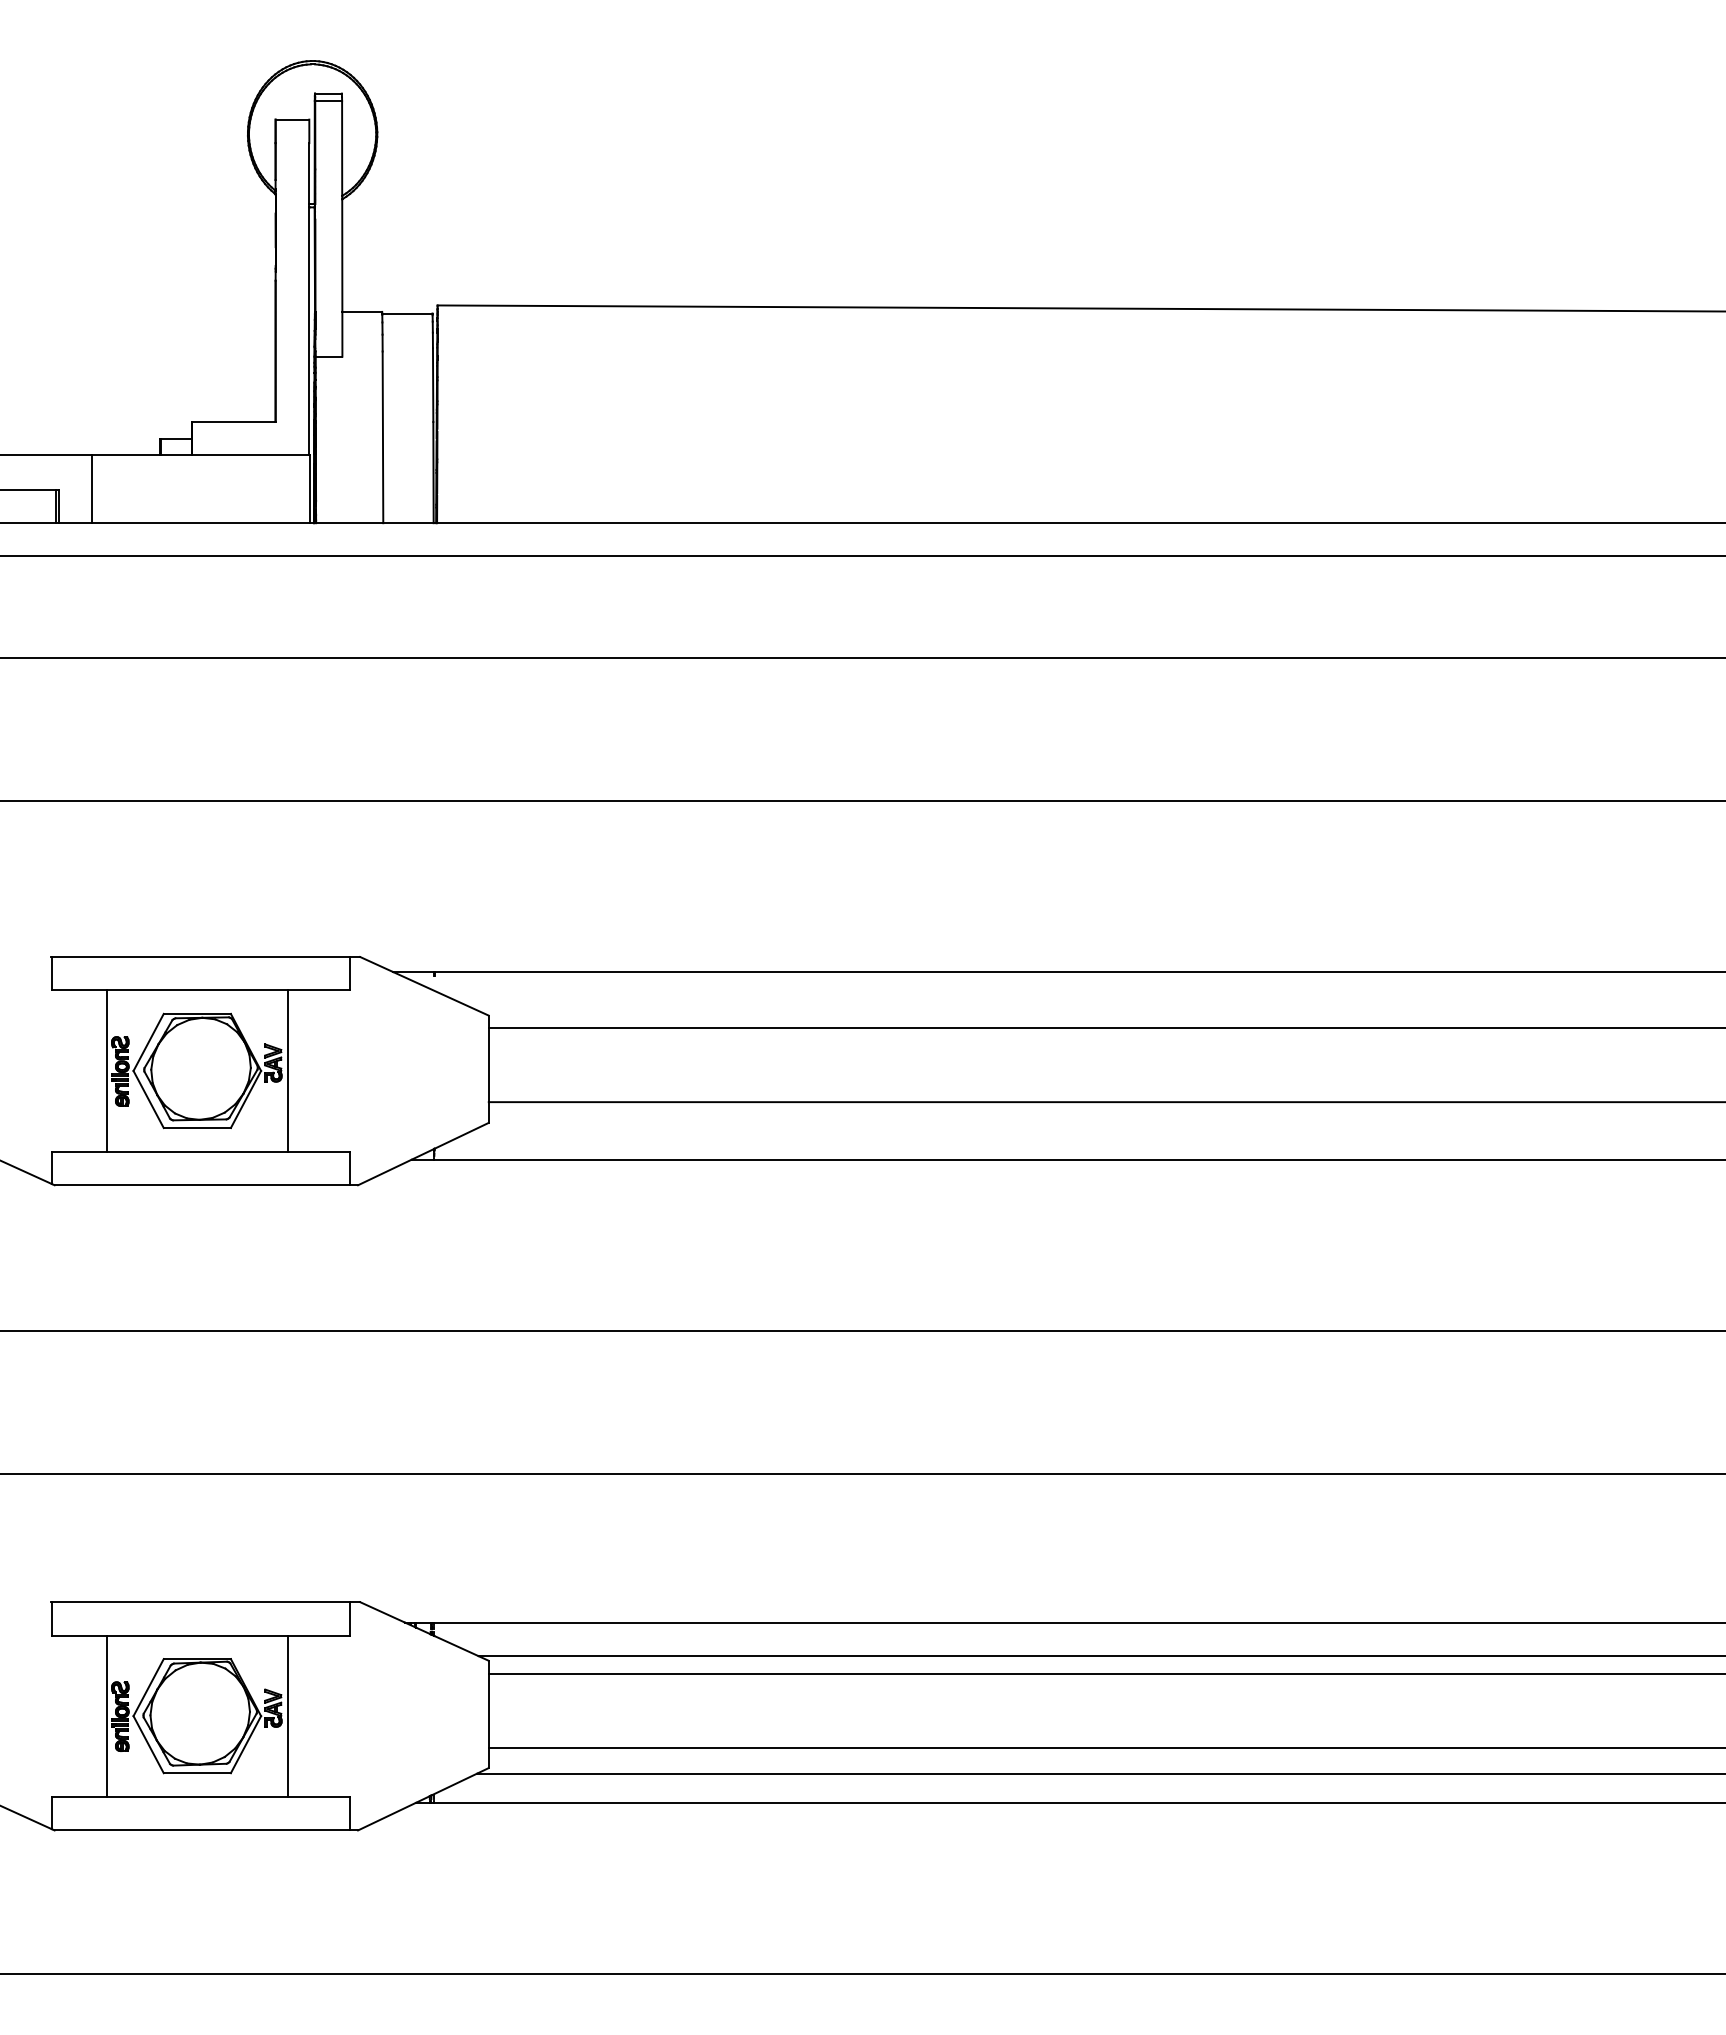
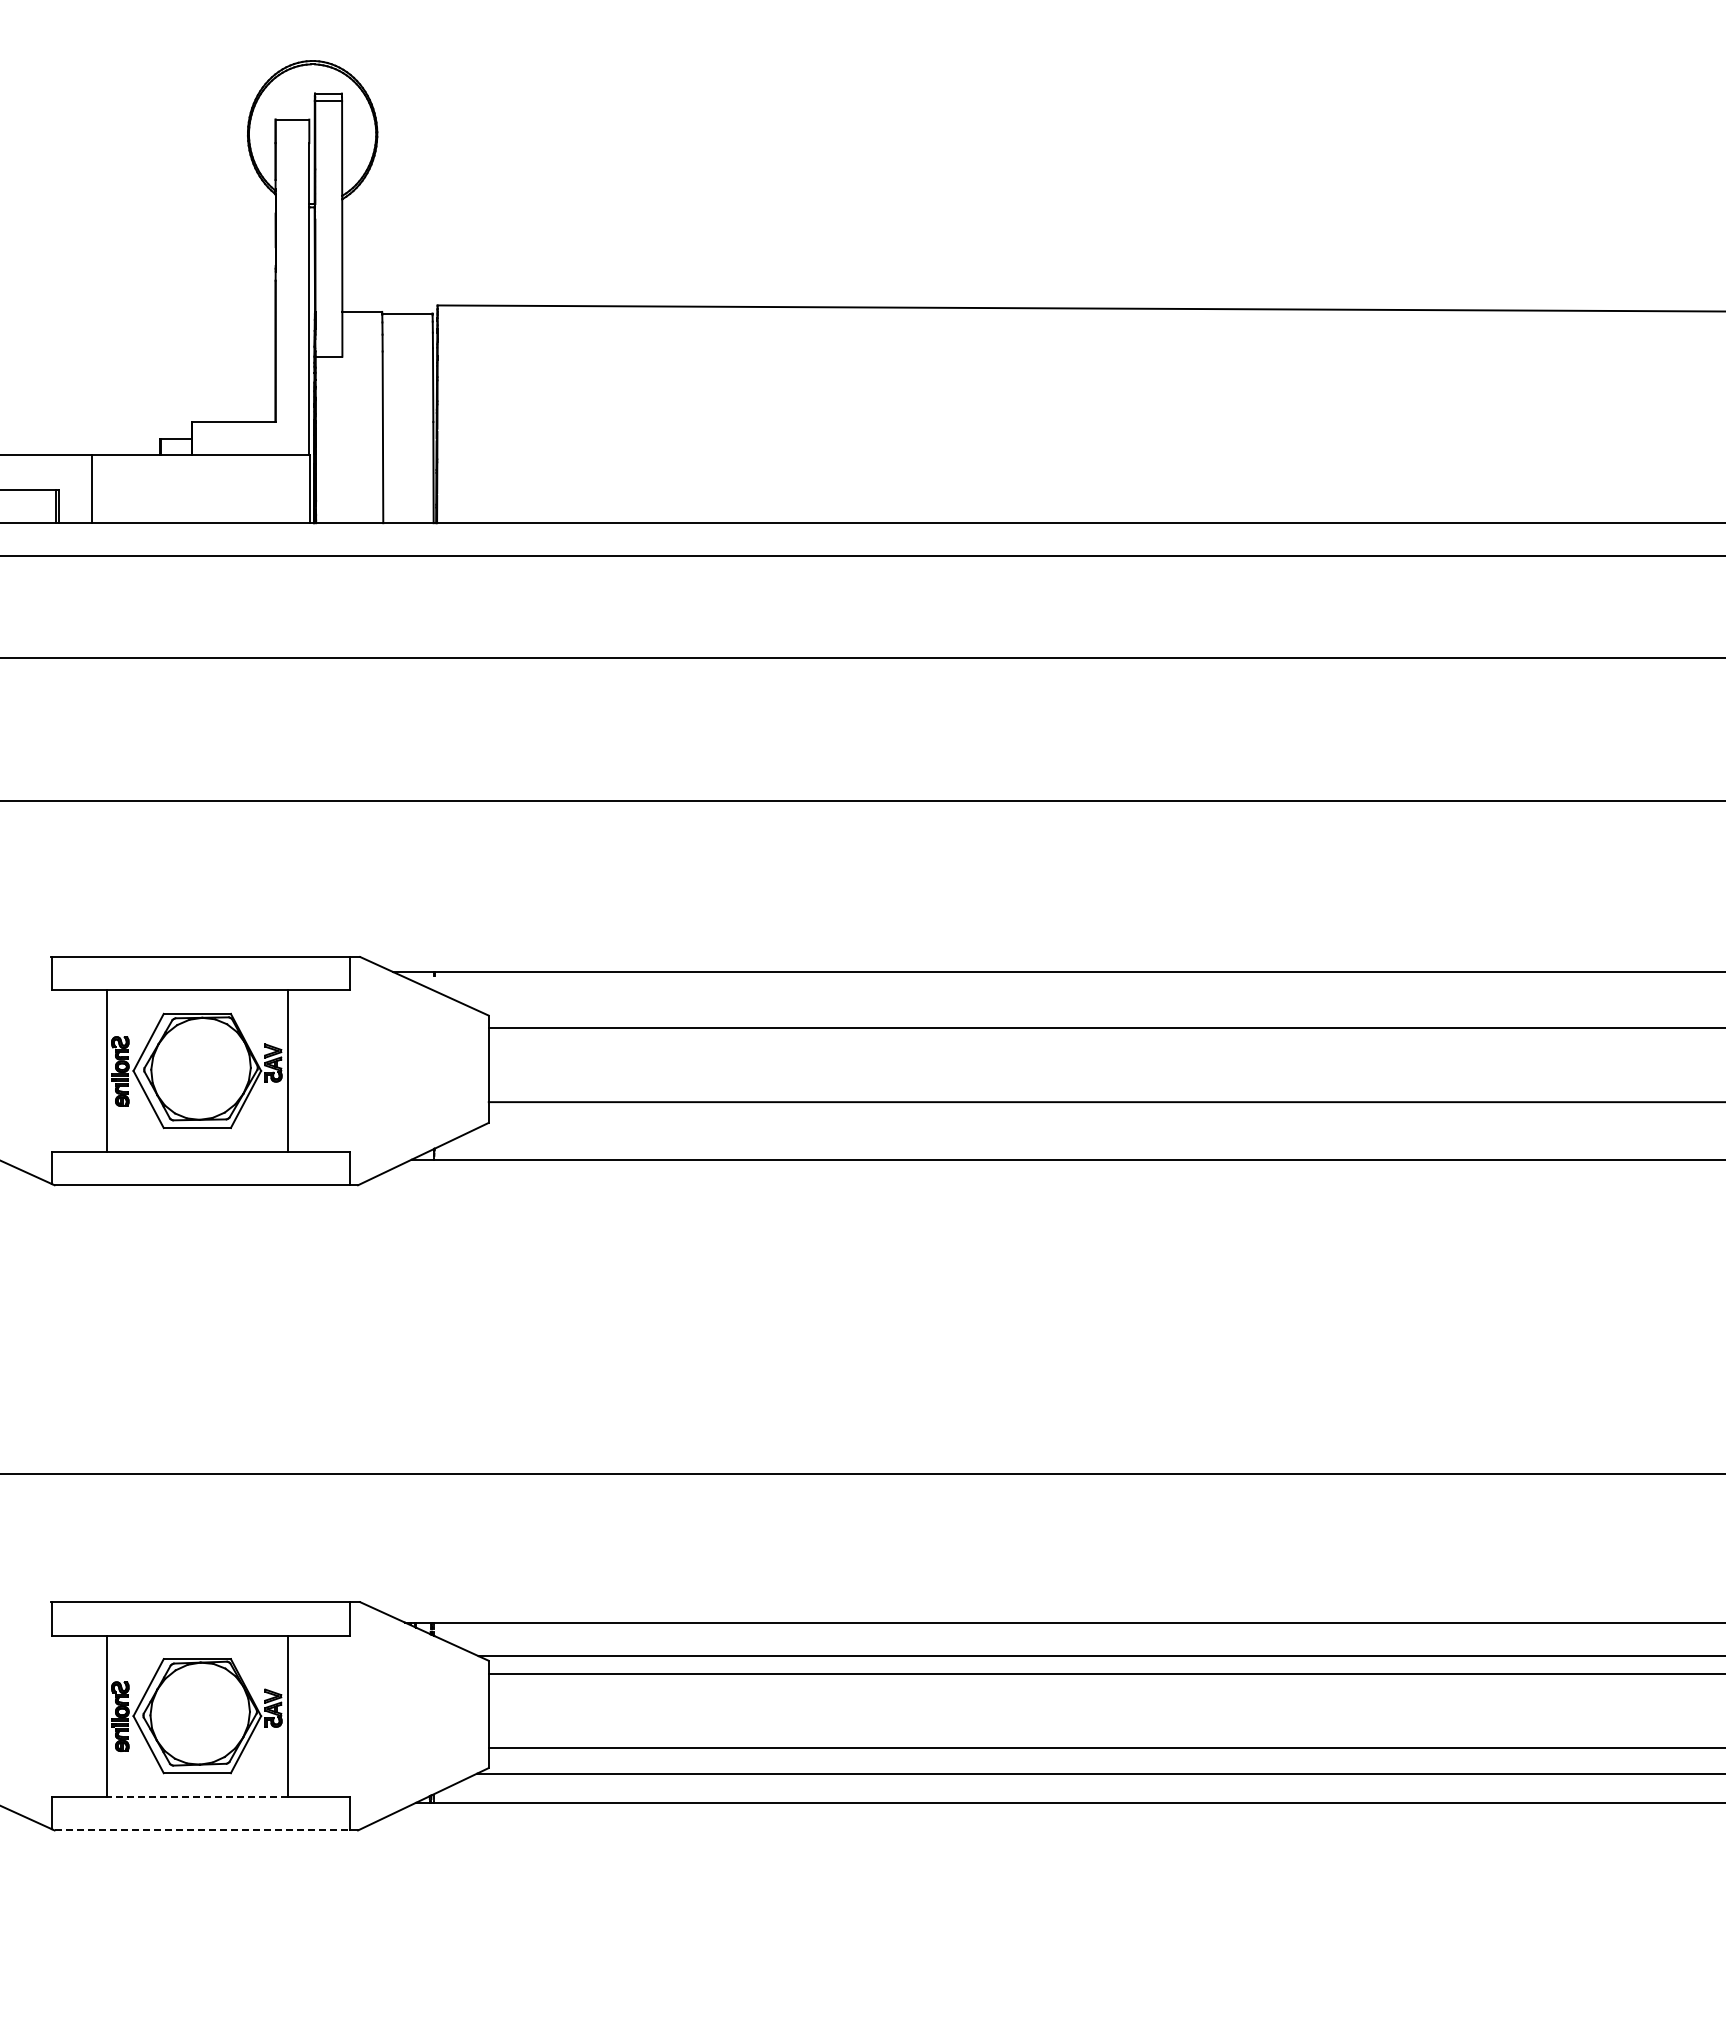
line: present -> none (862, 1330)
line: solid -> dashed (196, 1796)
line: solid -> dashed (202, 1830)
line: present -> none (862, 1973)
